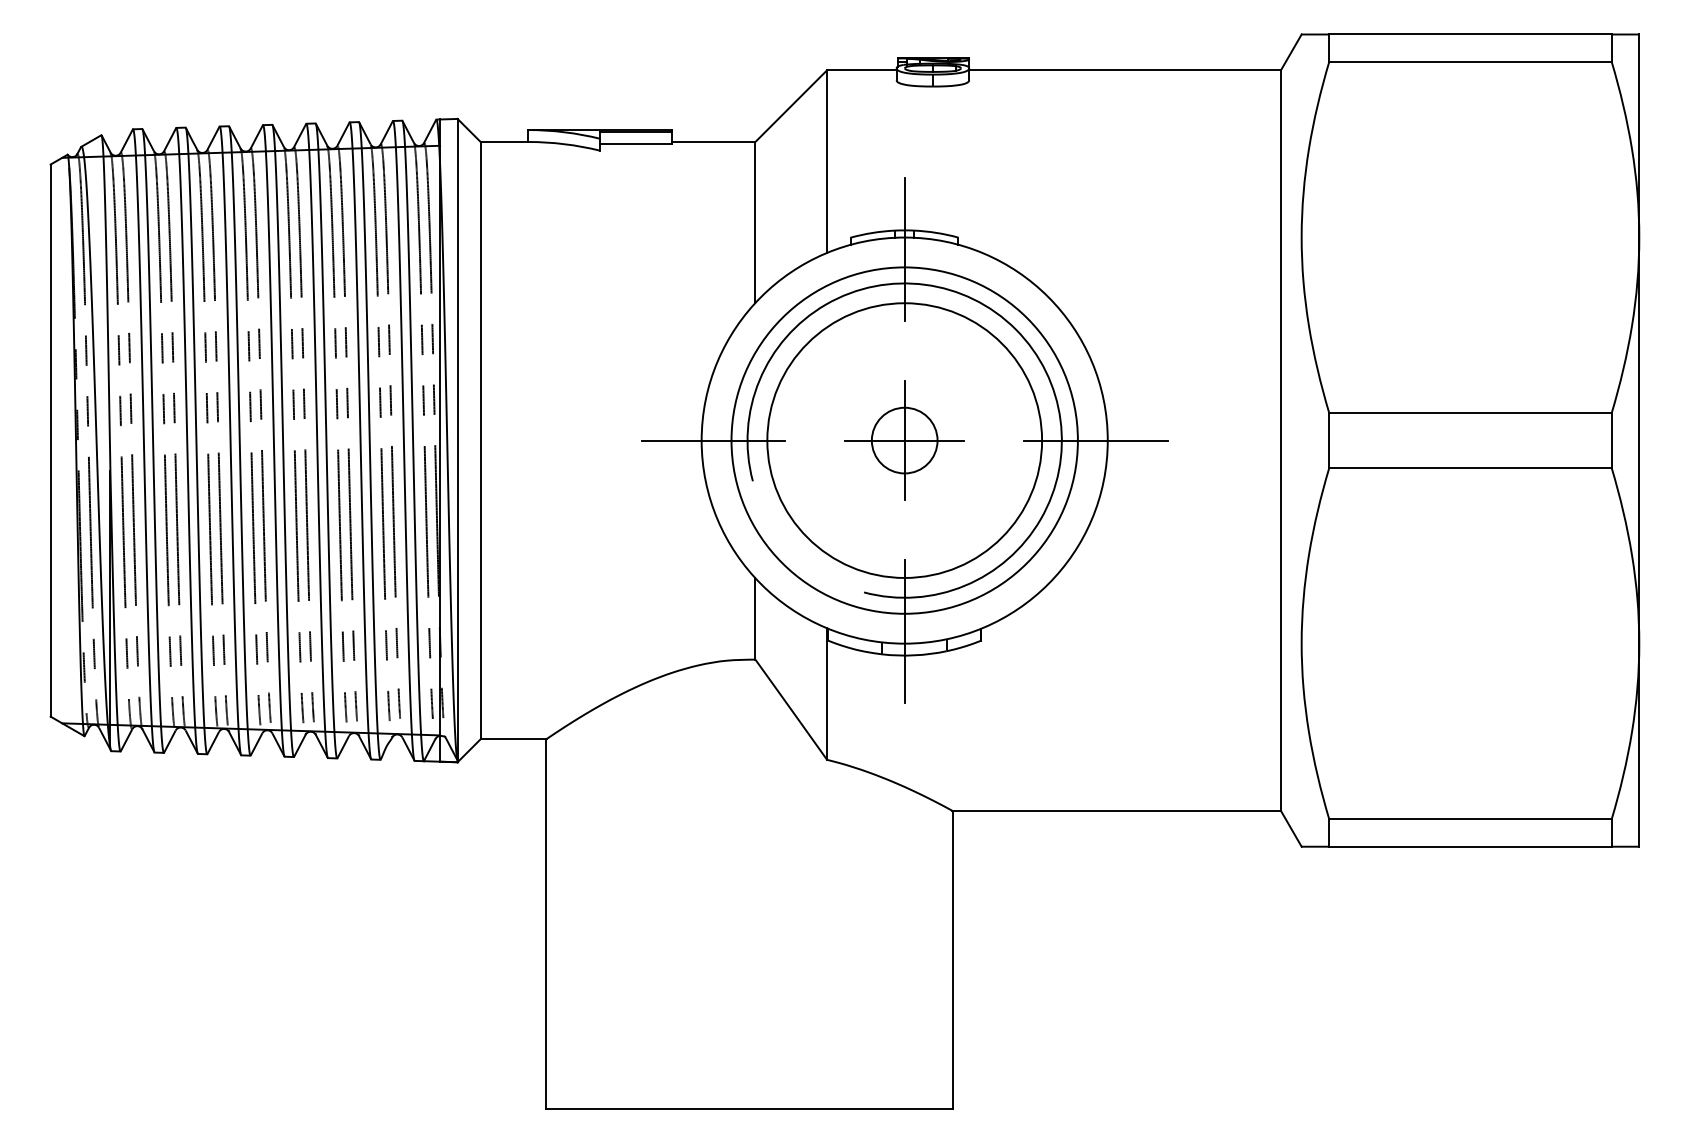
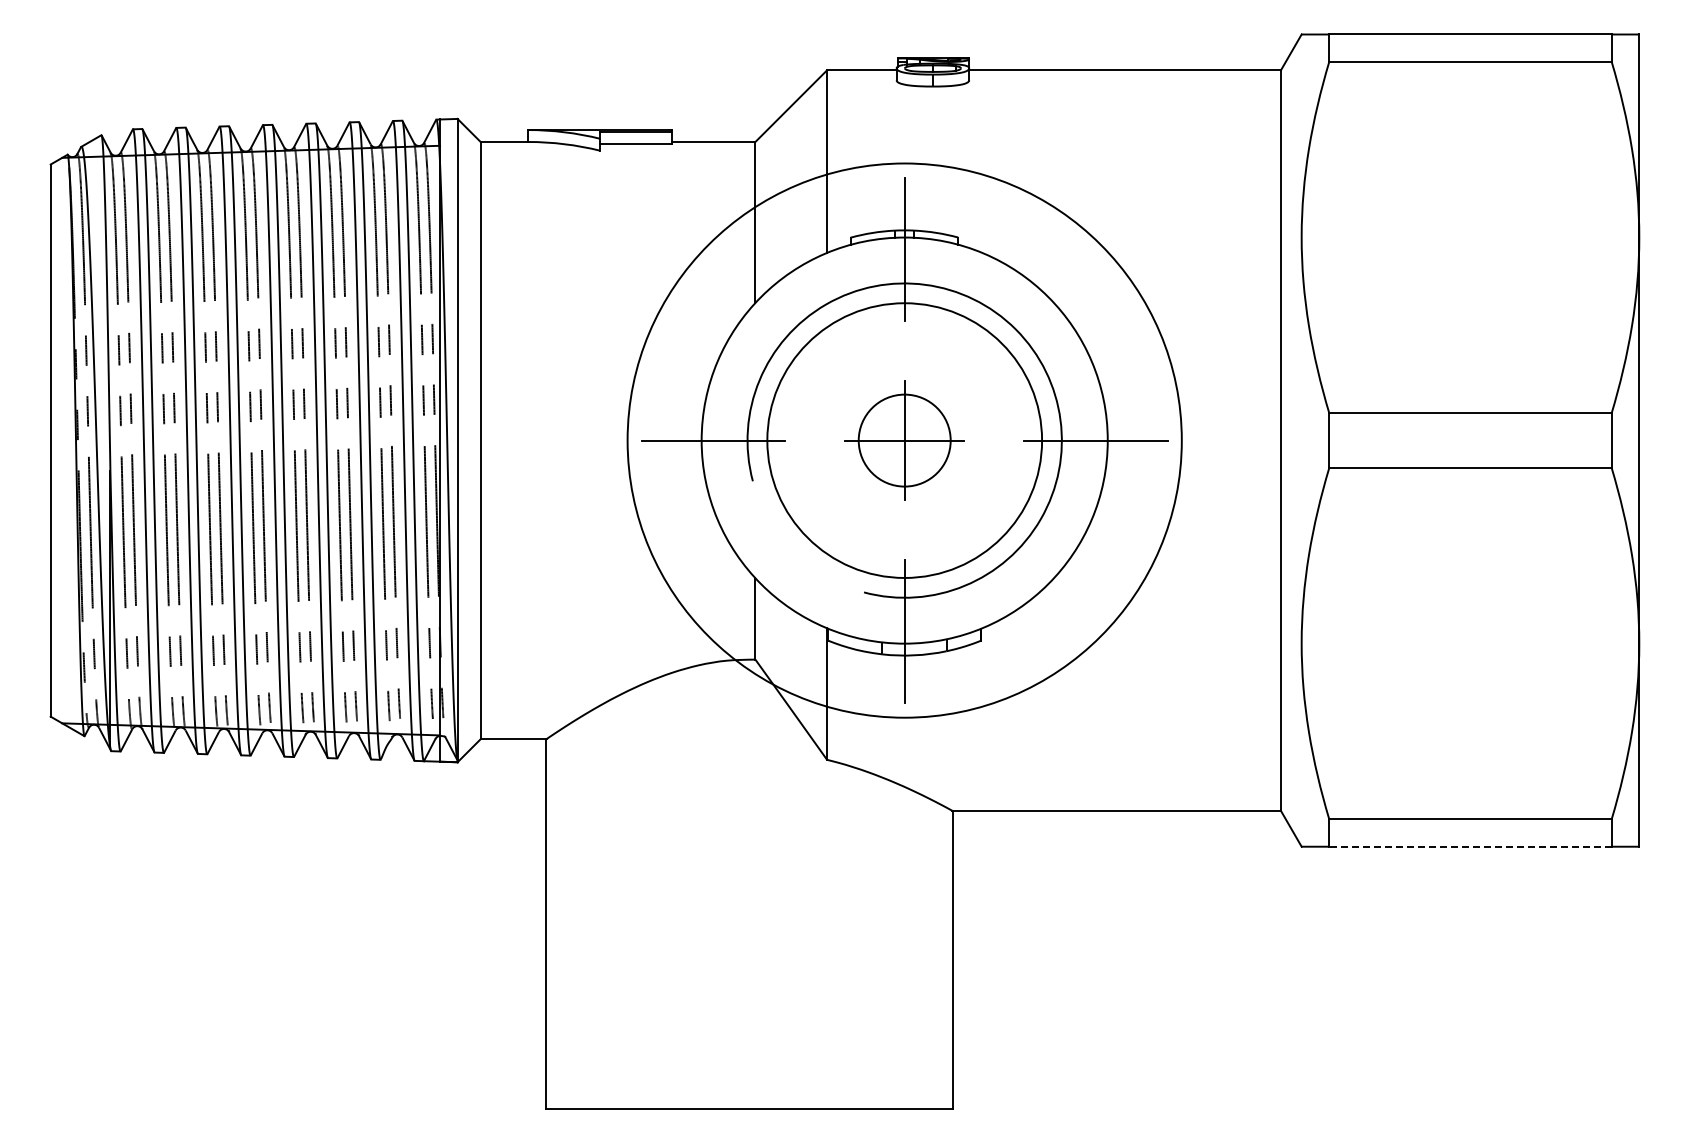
circle diameter: 346 px -> 554 px (904, 440)
circle diameter: 66 px -> 92 px (904, 440)
line: solid -> dashed (1469, 846)
